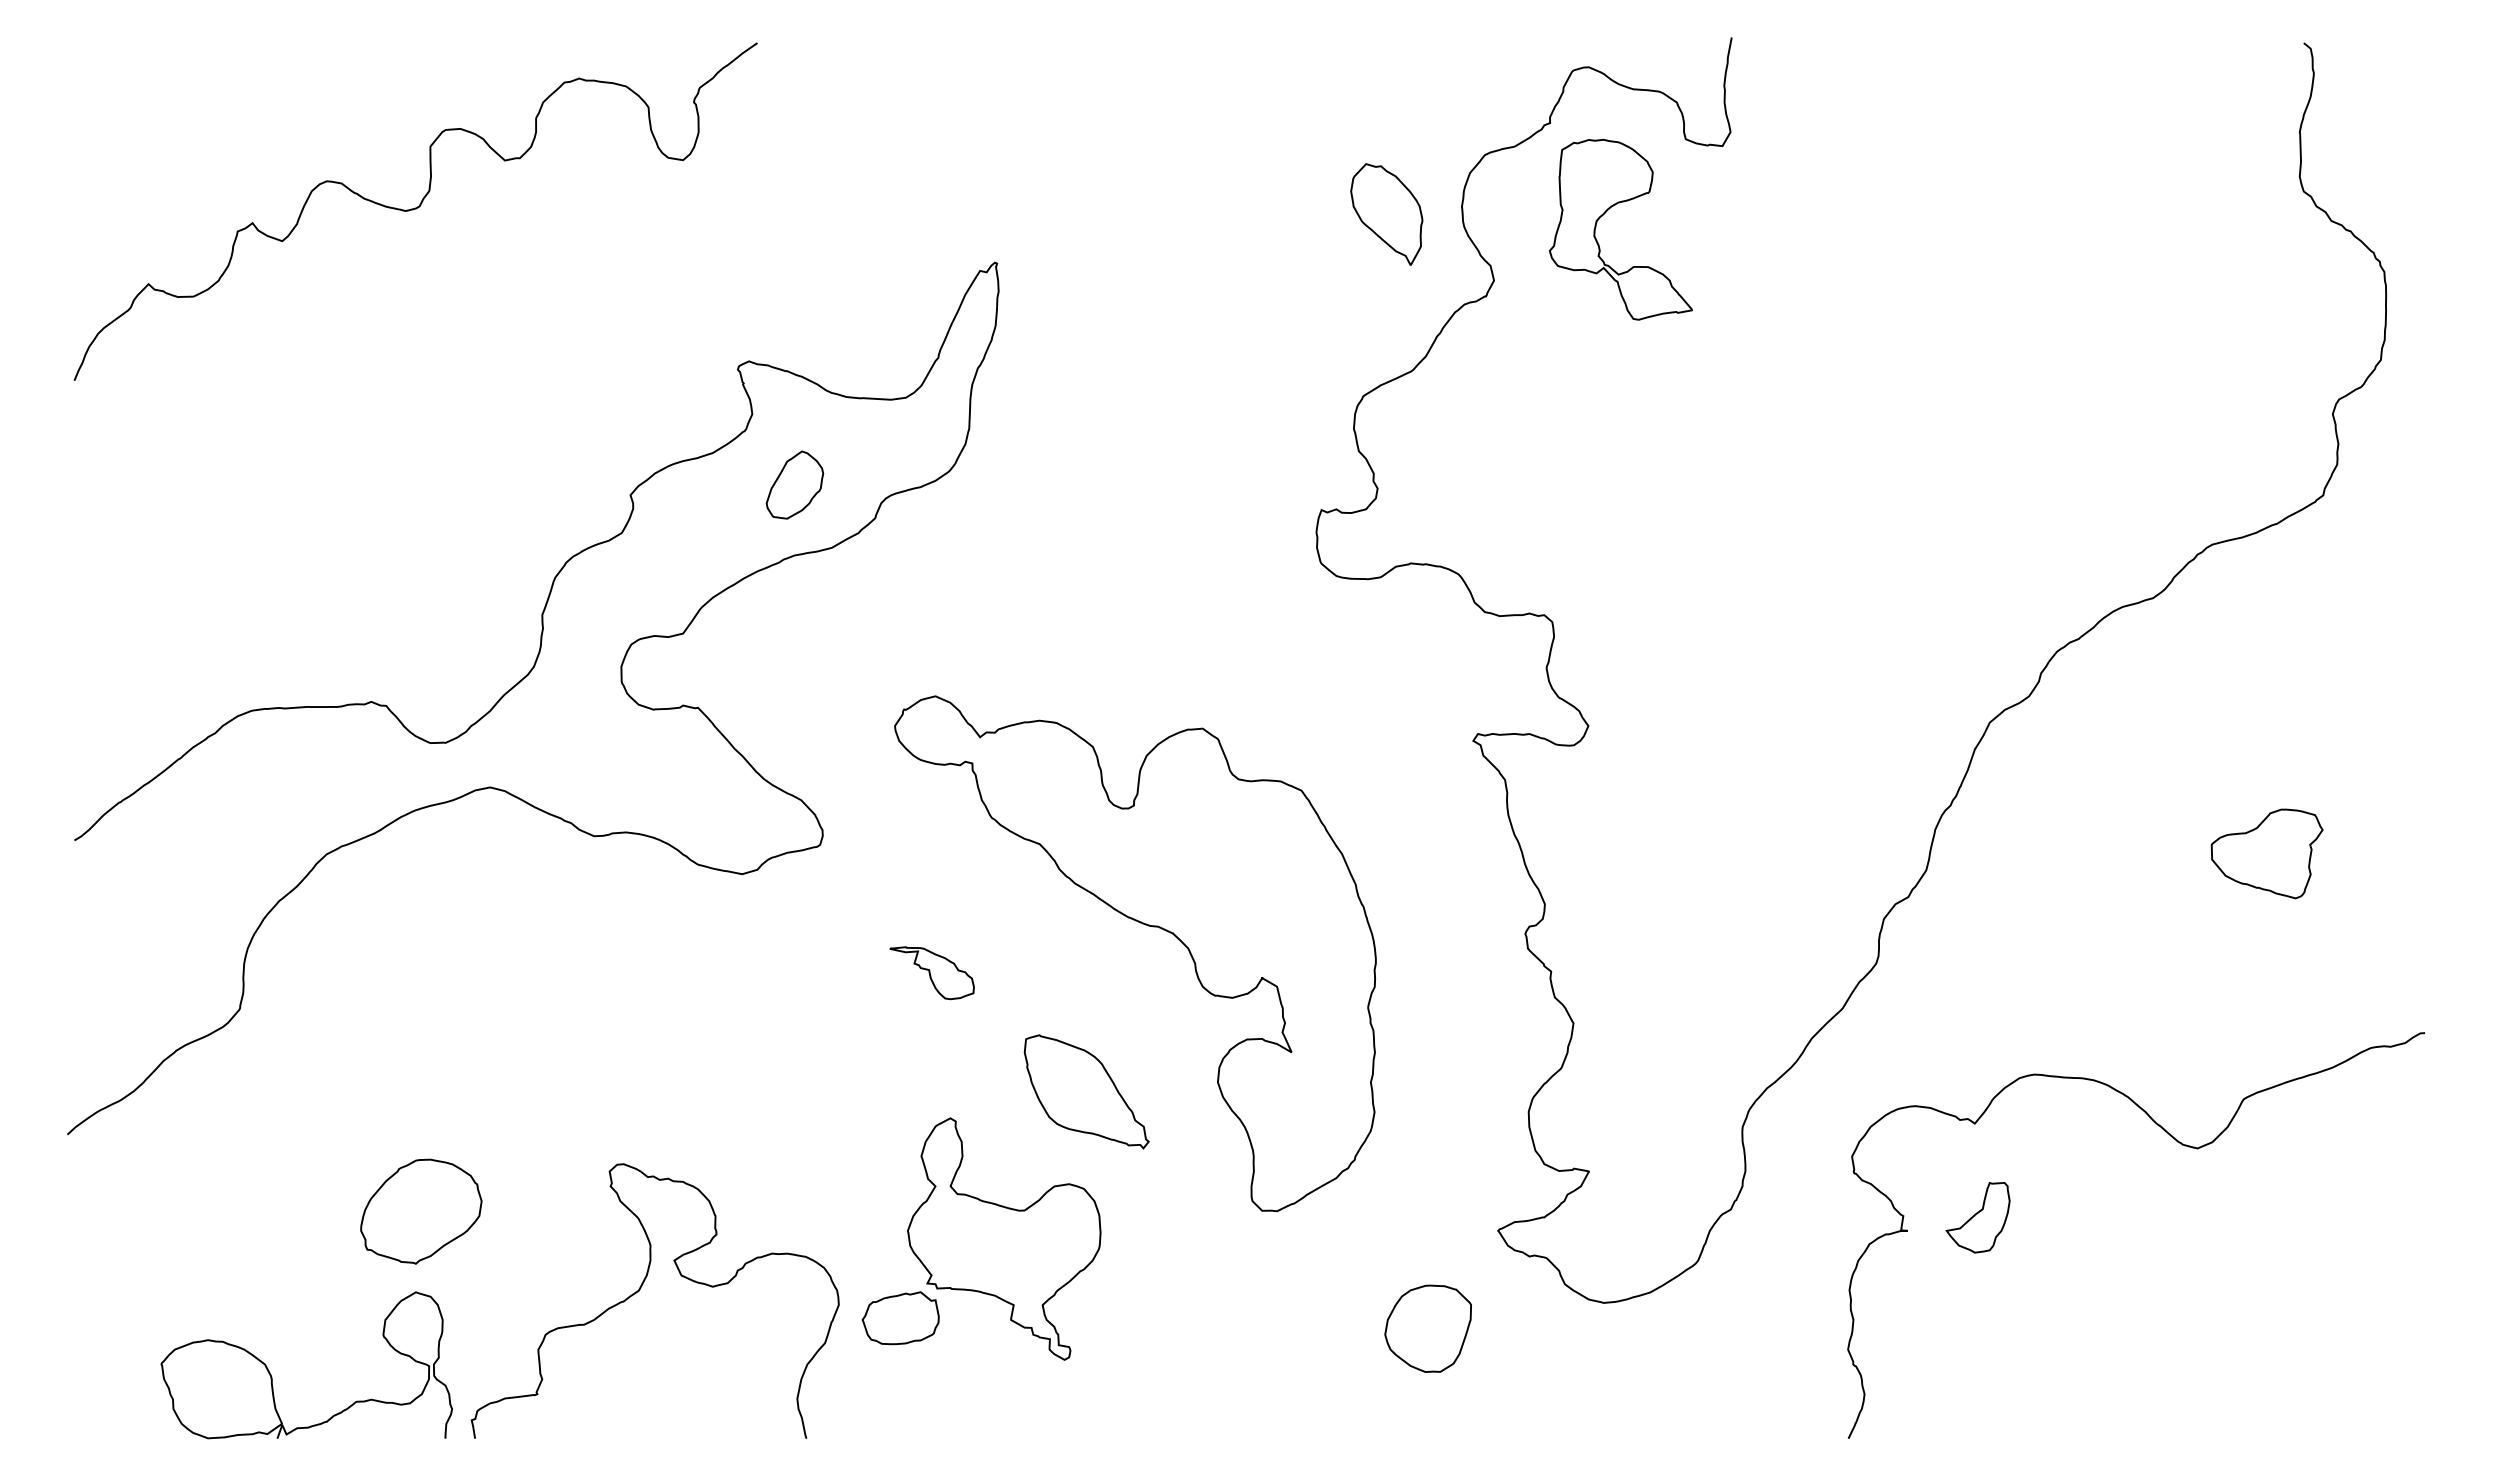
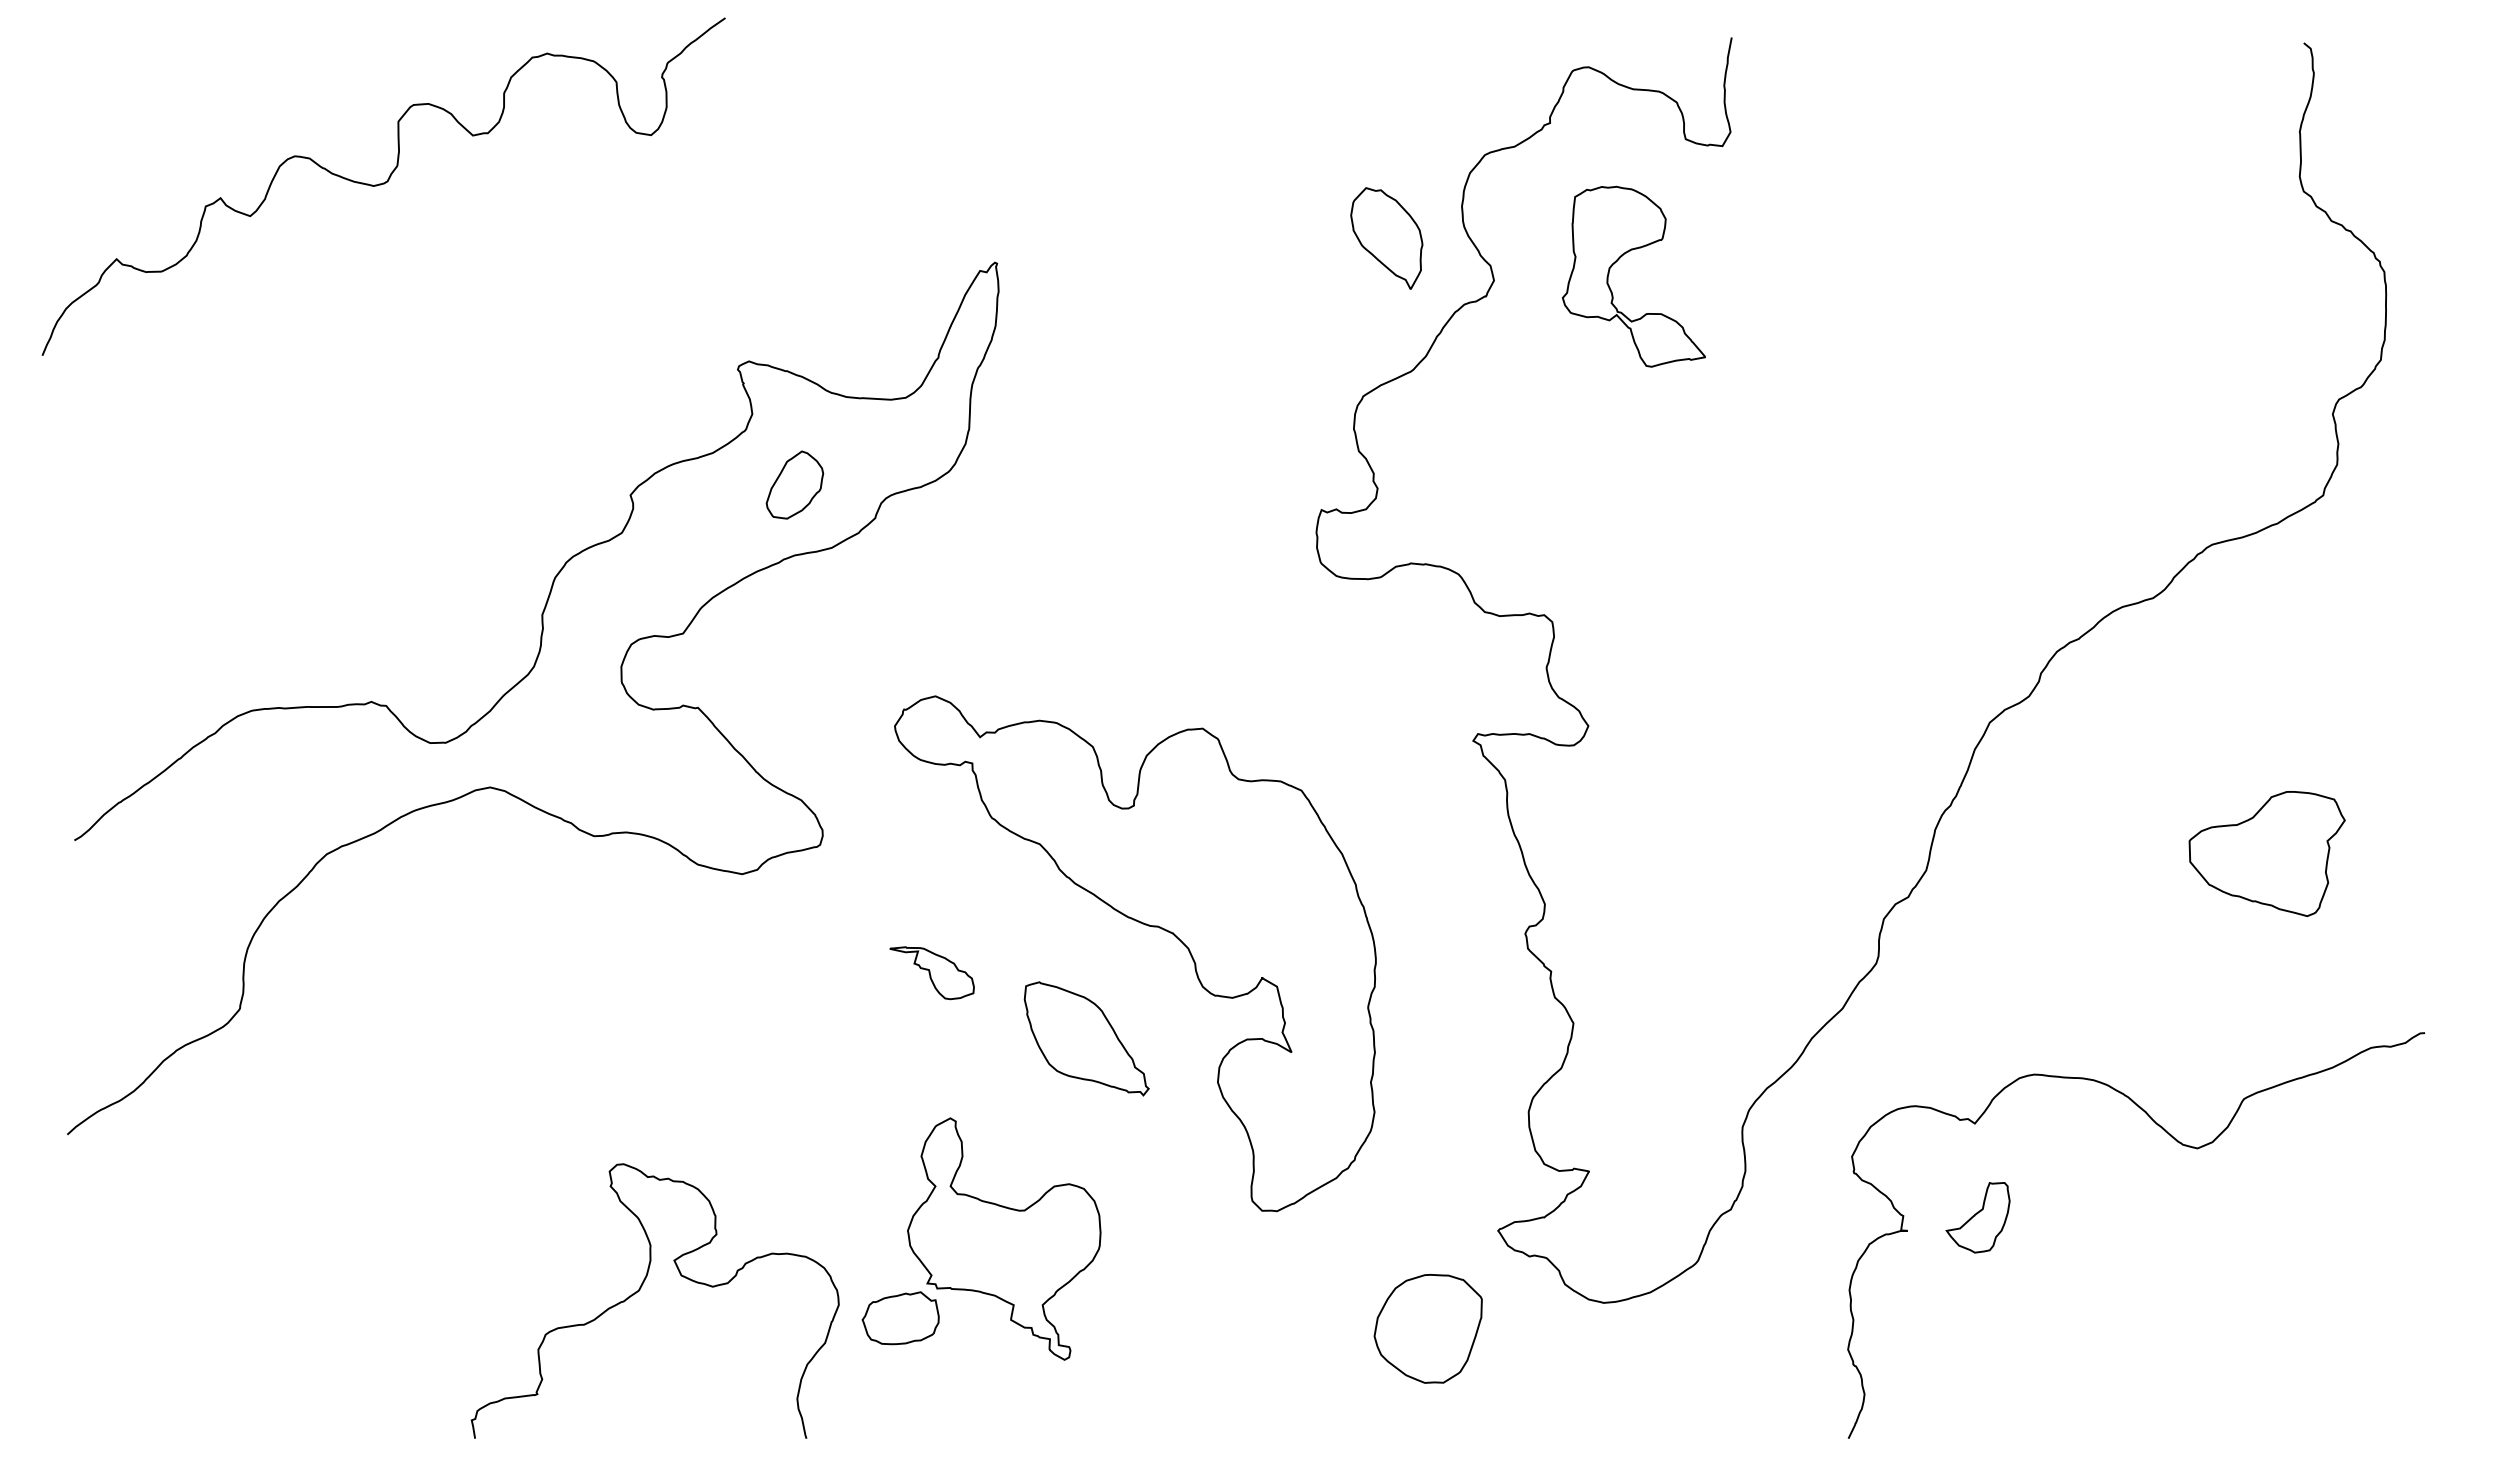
curve position: (415, 209) -> (383, 184) (383, 184)
part position: (1605, 213) -> (1618, 260) (1618, 260)
part position: (1386, 214) -> (1386, 238) (1386, 238)
part size: 114x92 px -> 158x126 px (2266, 853)
part position: (1086, 1091) -> (1086, 1038) (1086, 1038)
part: present -> none (421, 1211)
part size: 88x89 px -> 110x110 px (1427, 1328)
part: present -> none (272, 1377)
